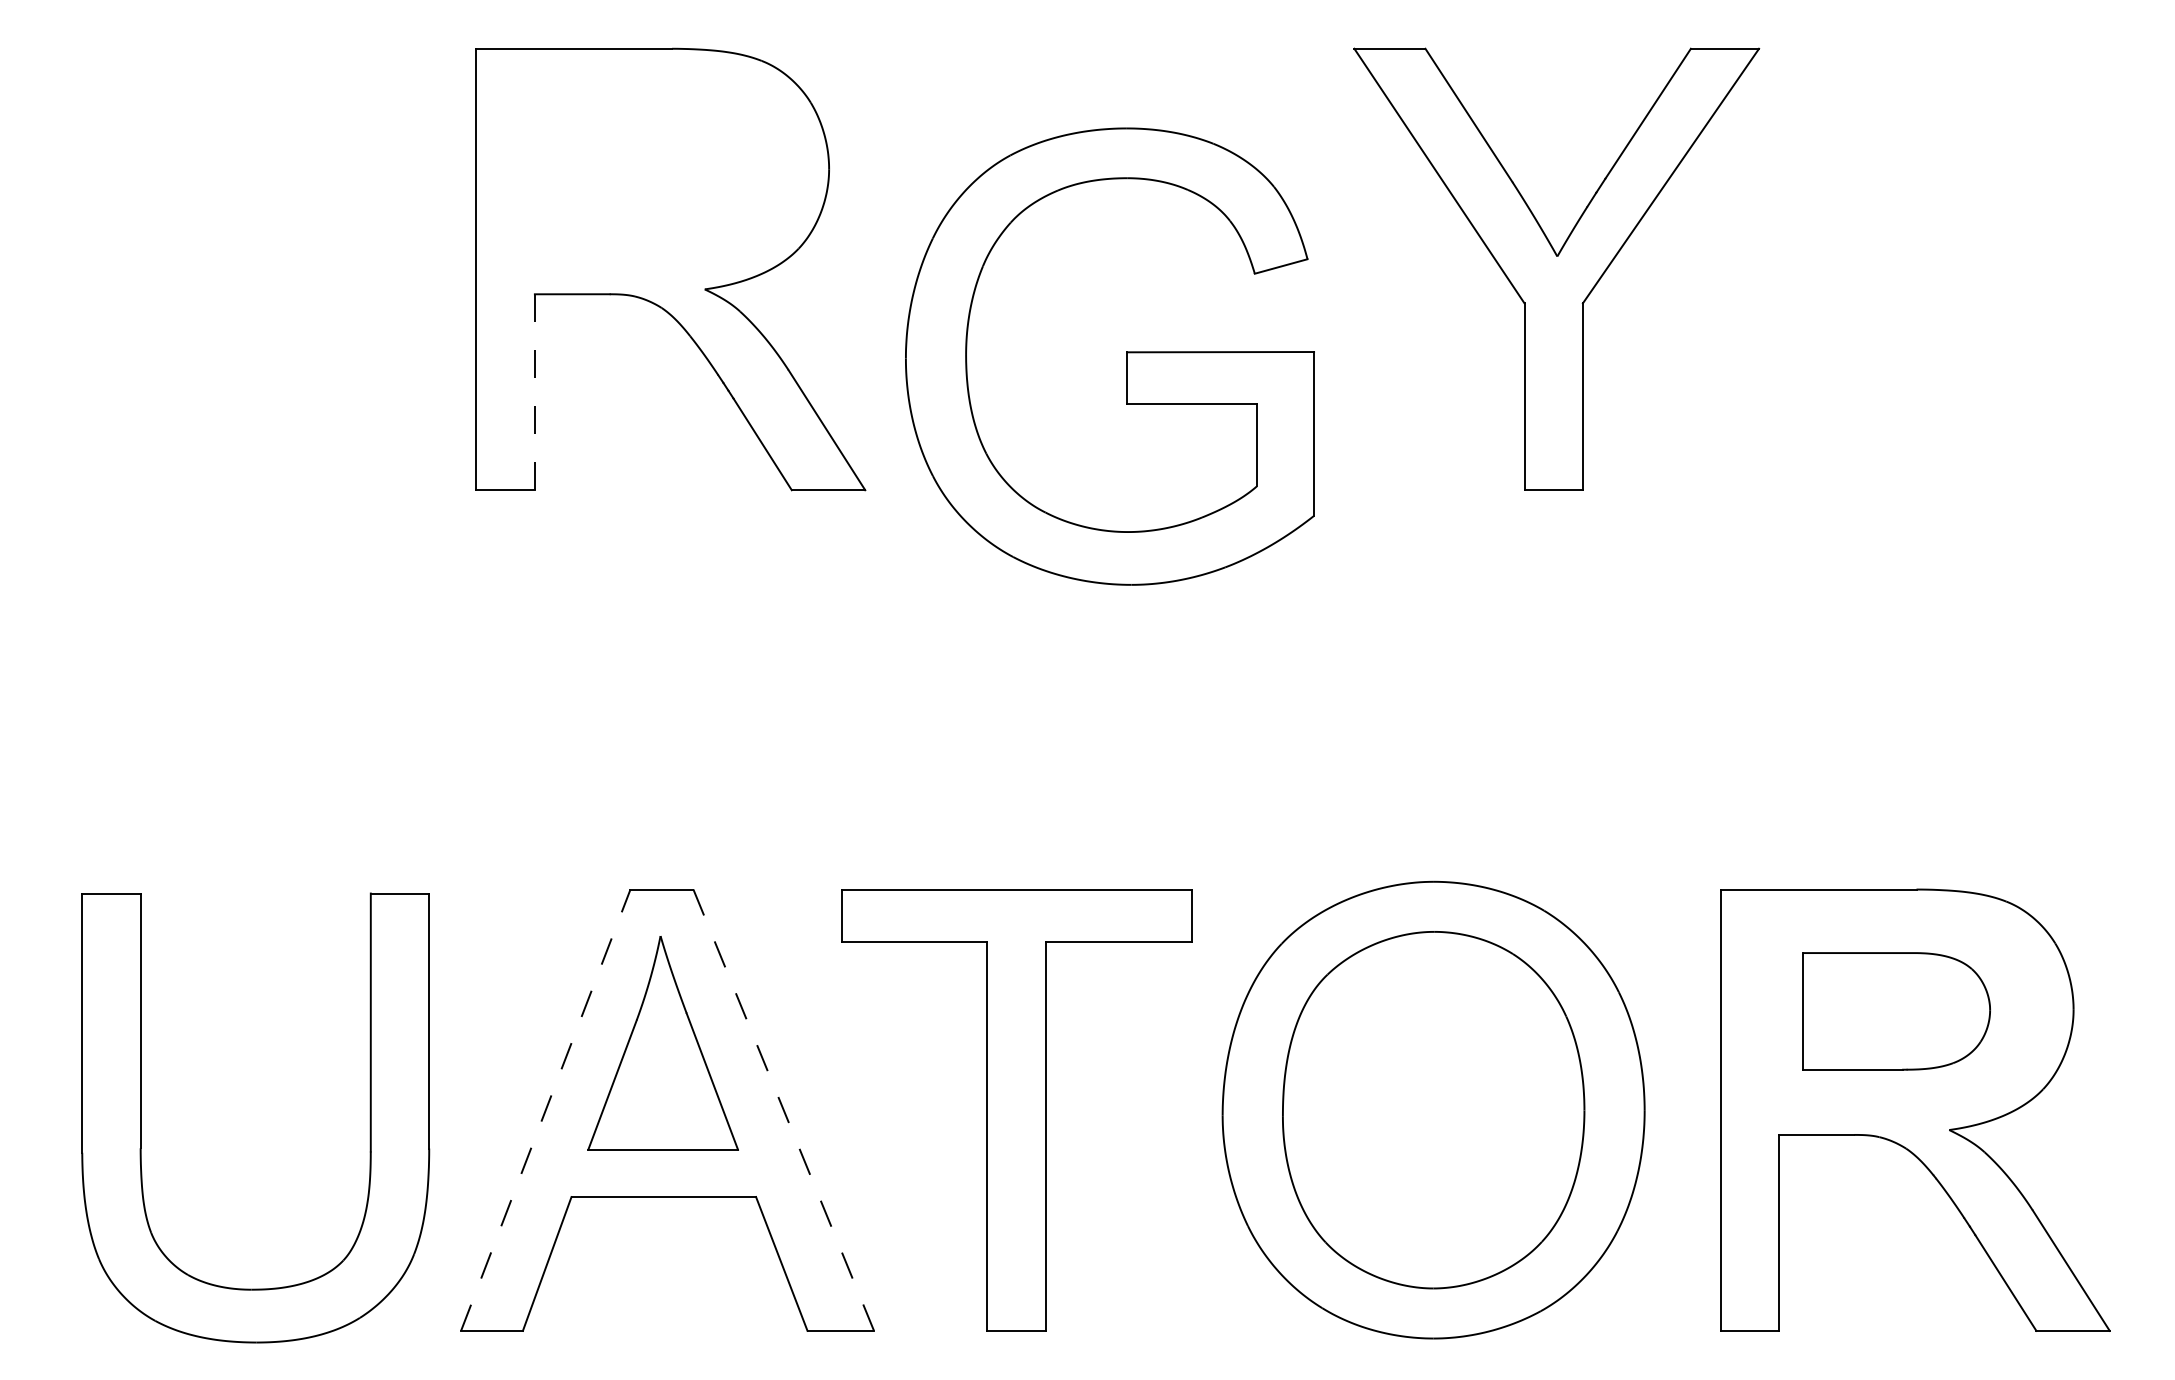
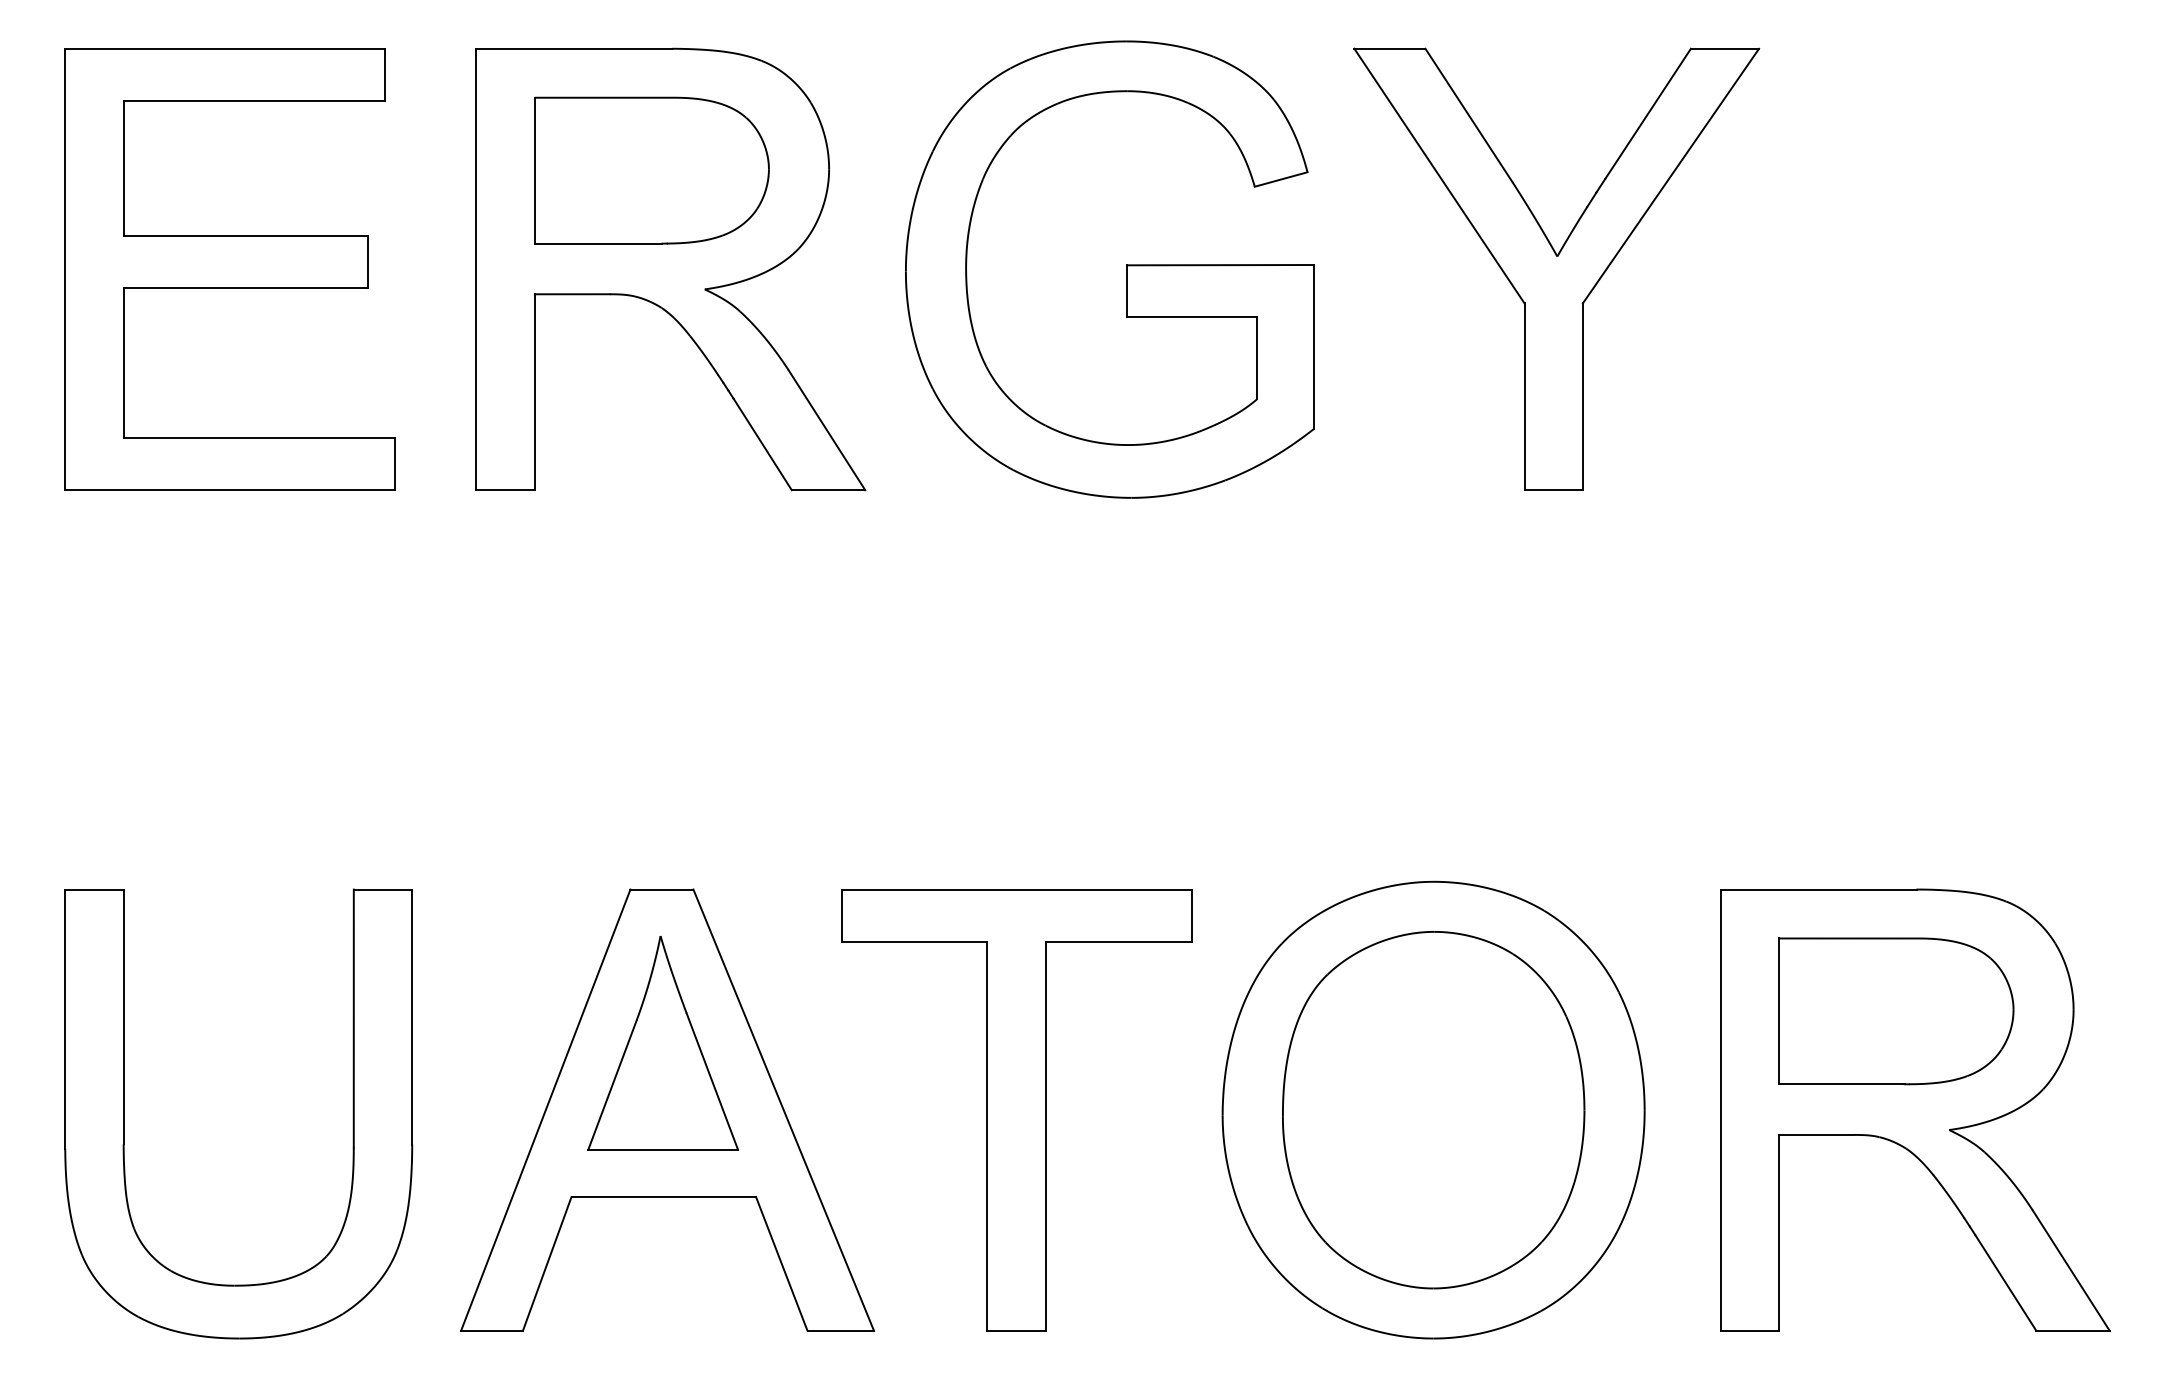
part: none -> present (651, 170)
part: none -> present (229, 269)
part position: (1126, 356) -> (1126, 269) (1126, 269)
line: dashed -> solid (534, 392)
part size: 189x119 px -> 237x149 px (1896, 1011)
line: dashed -> solid (545, 1109)
line: dashed -> solid (783, 1110)
part position: (141, 1117) -> (124, 1113) (124, 1113)
